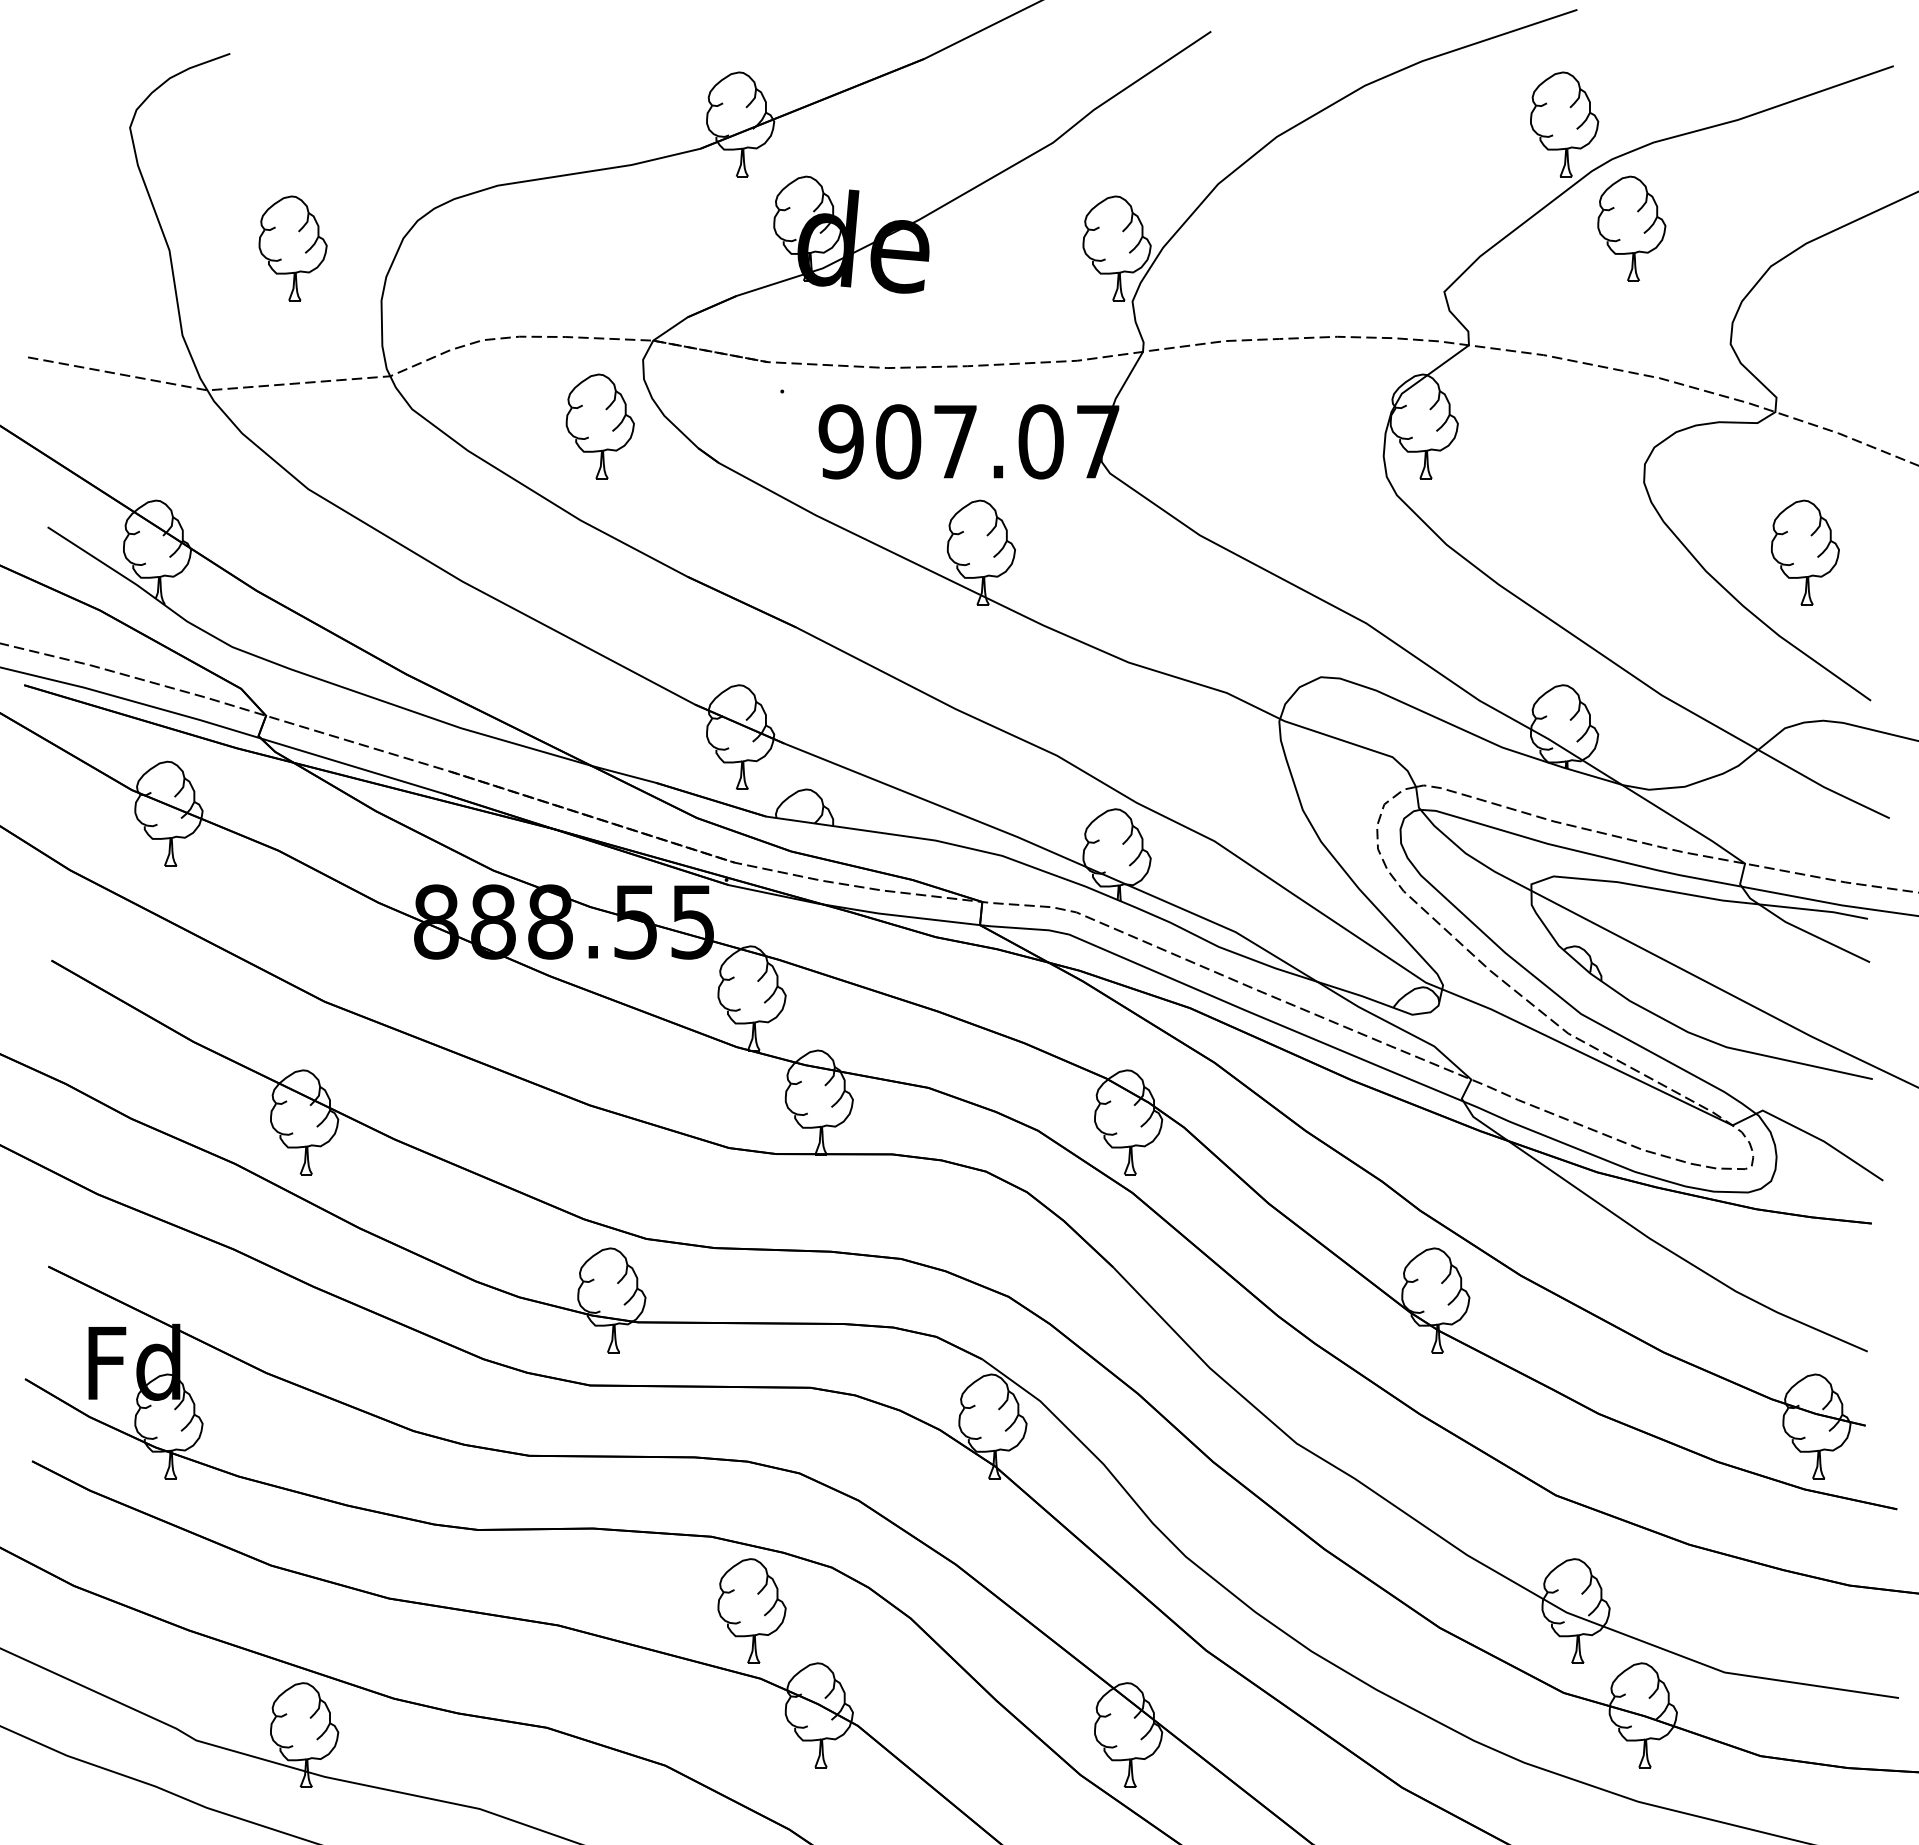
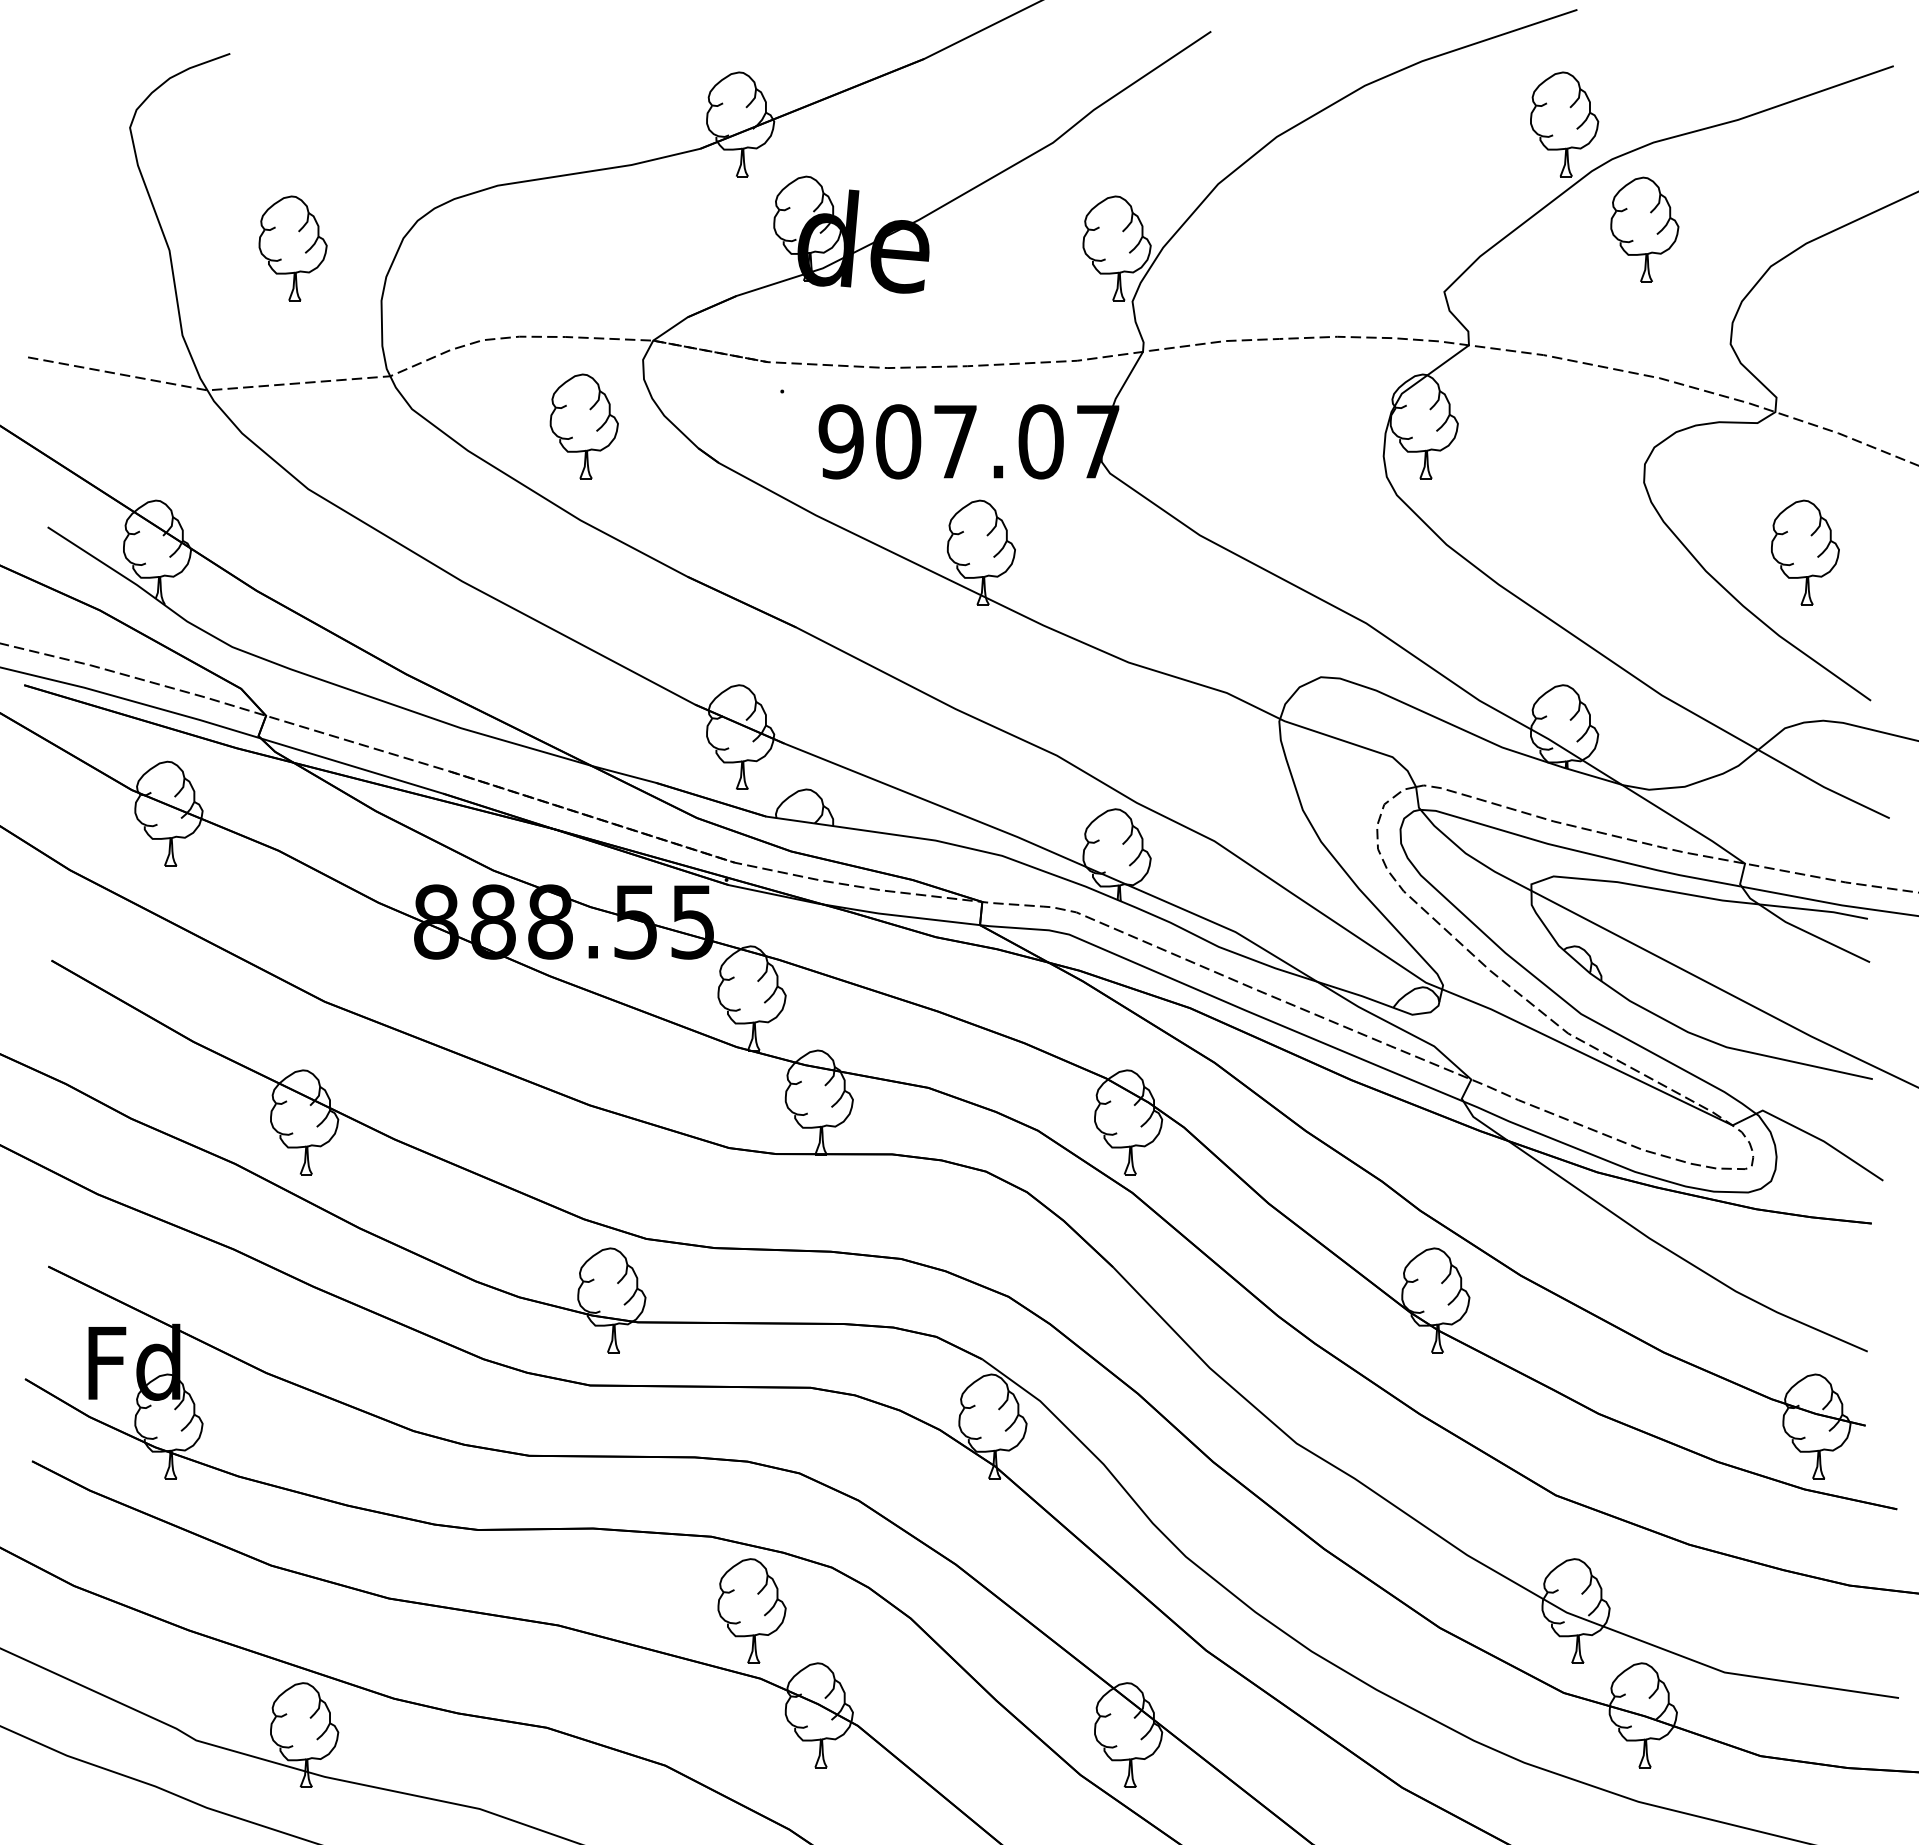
part position: (1631, 228) -> (1644, 229) (1644, 229)
part position: (599, 426) -> (583, 426) (583, 426)
